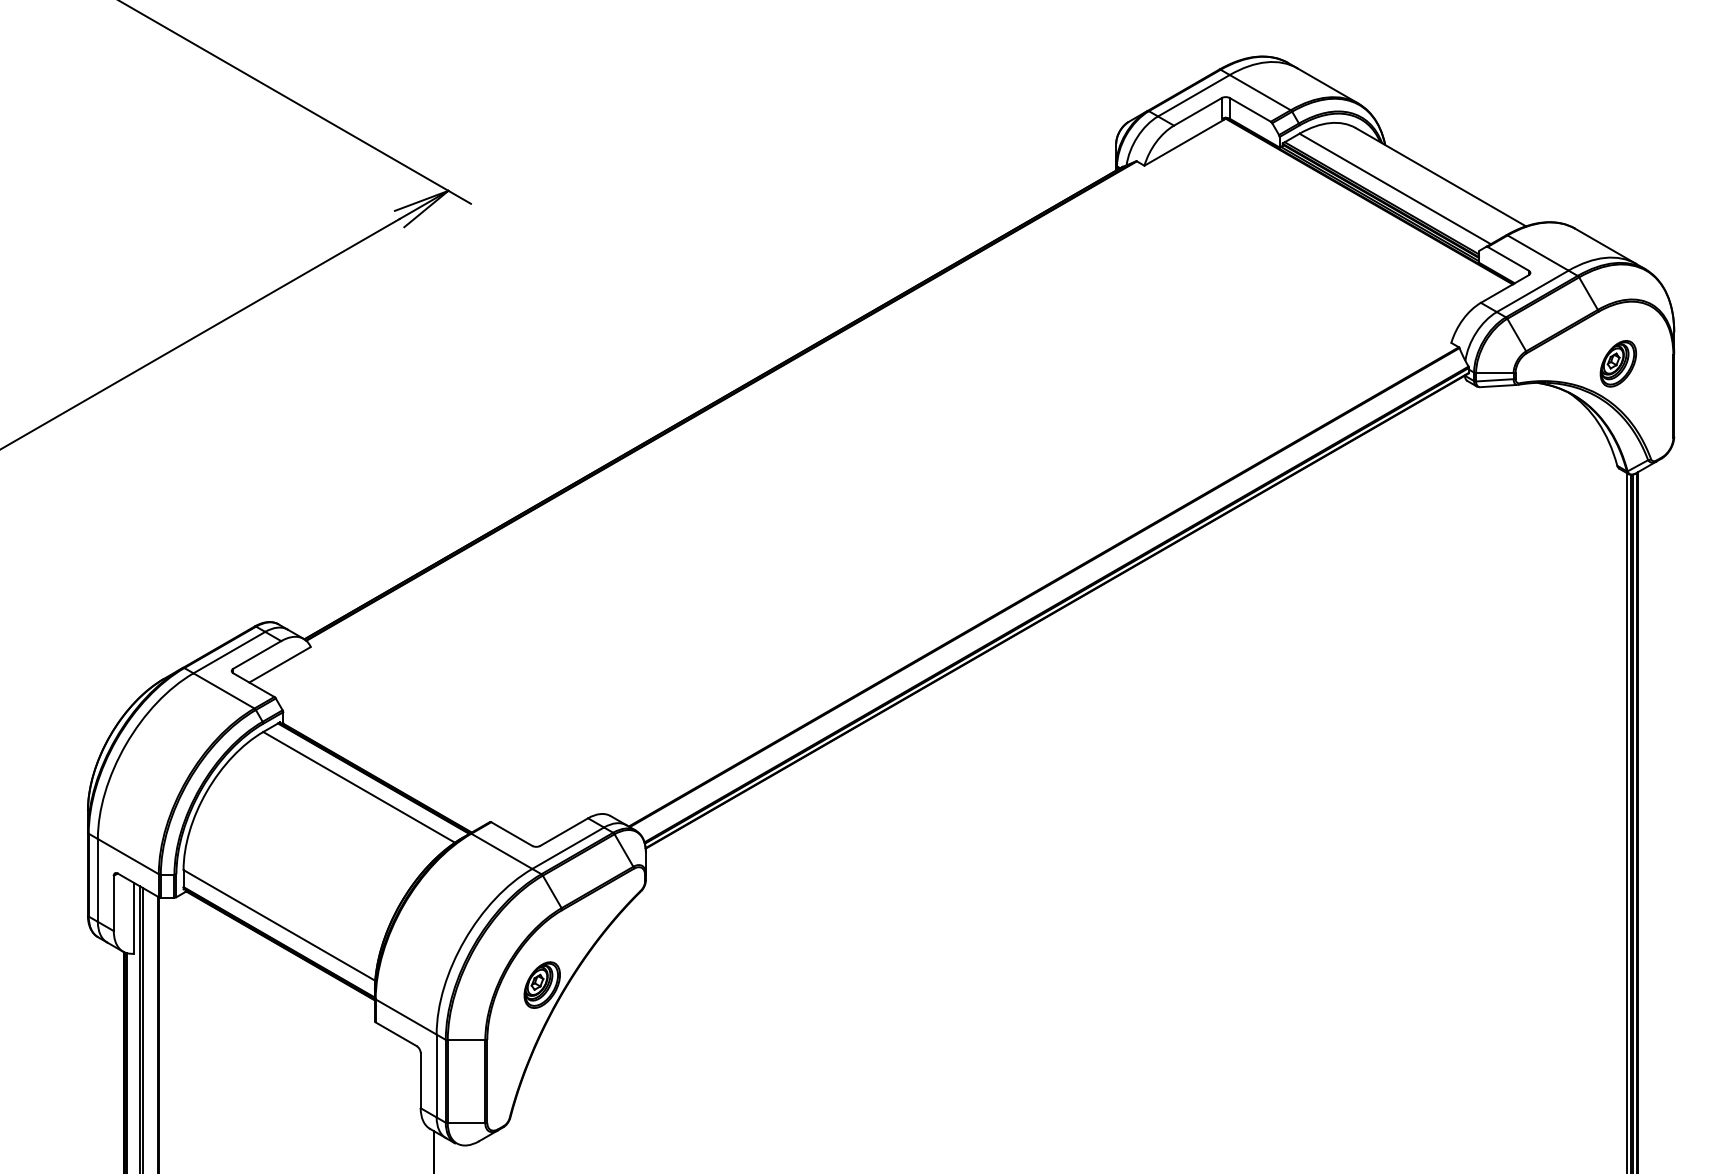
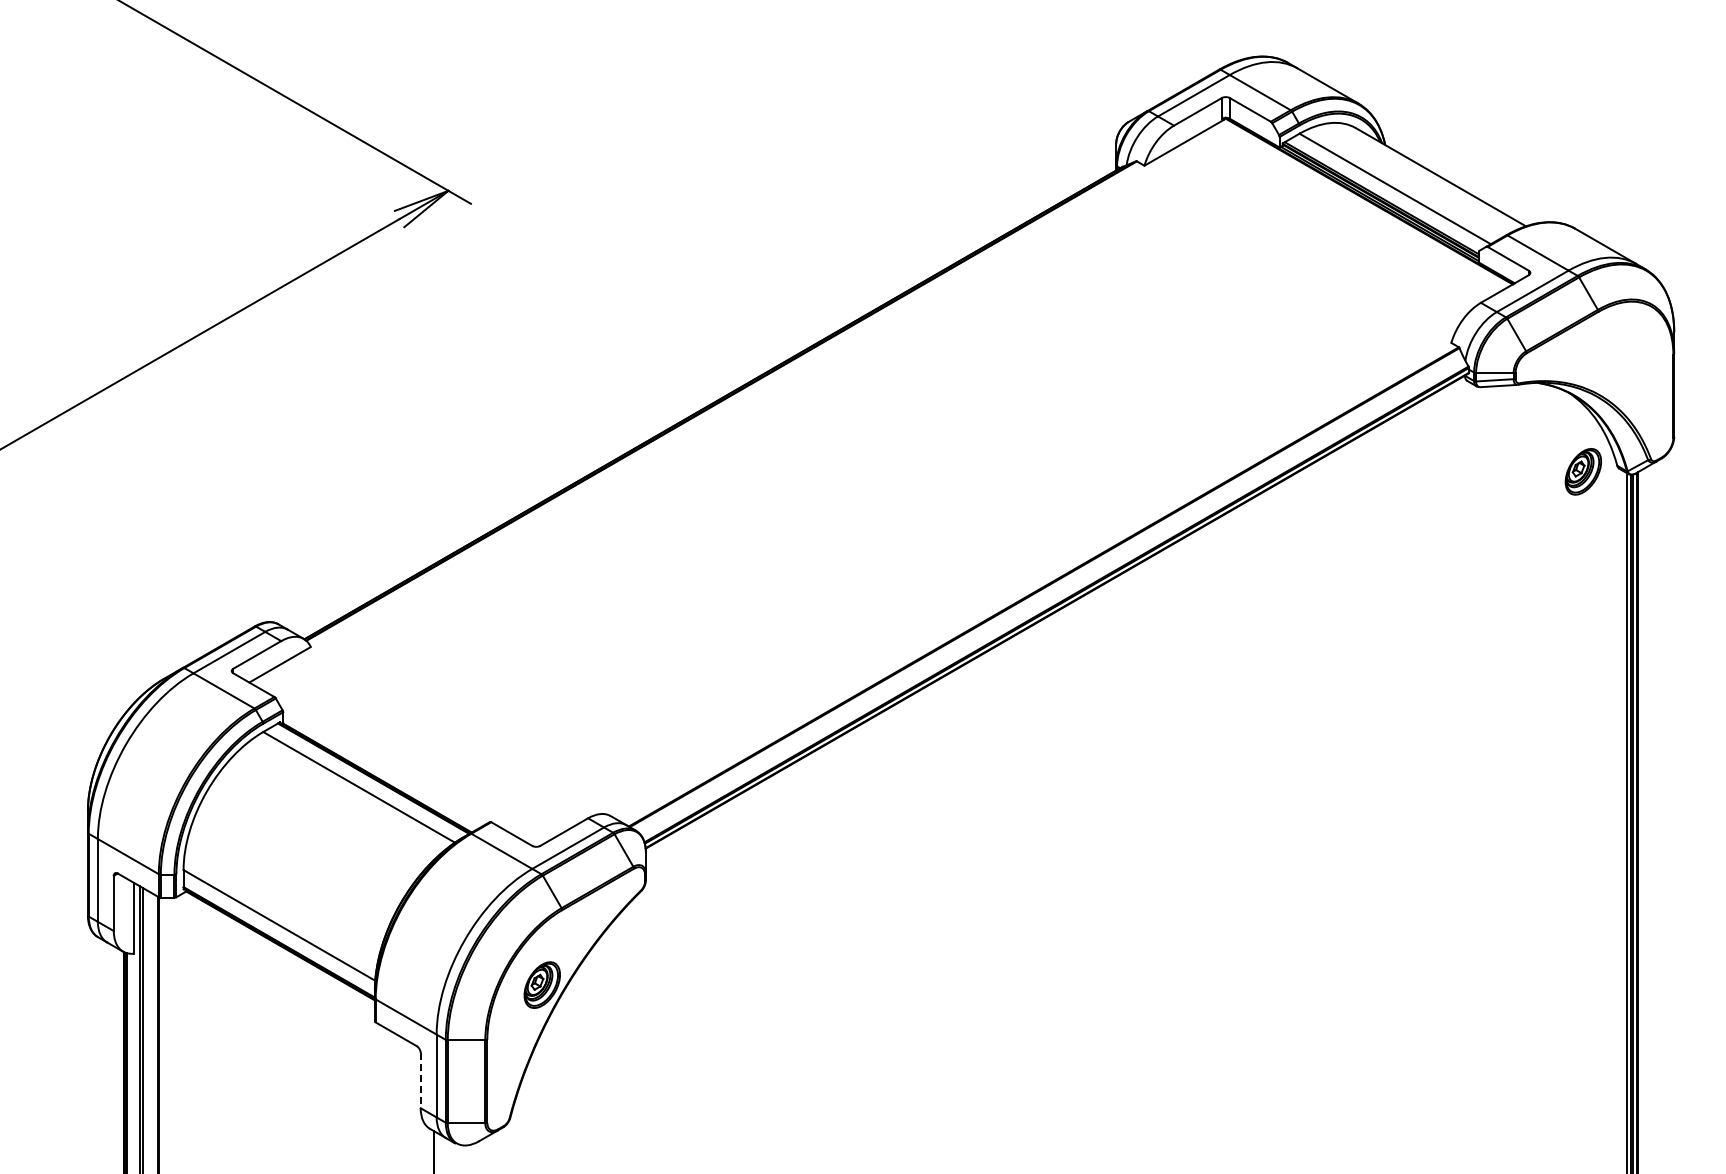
part position: (1617, 363) -> (1582, 471) (1582, 471)
line: solid -> dashed (420, 1080)
